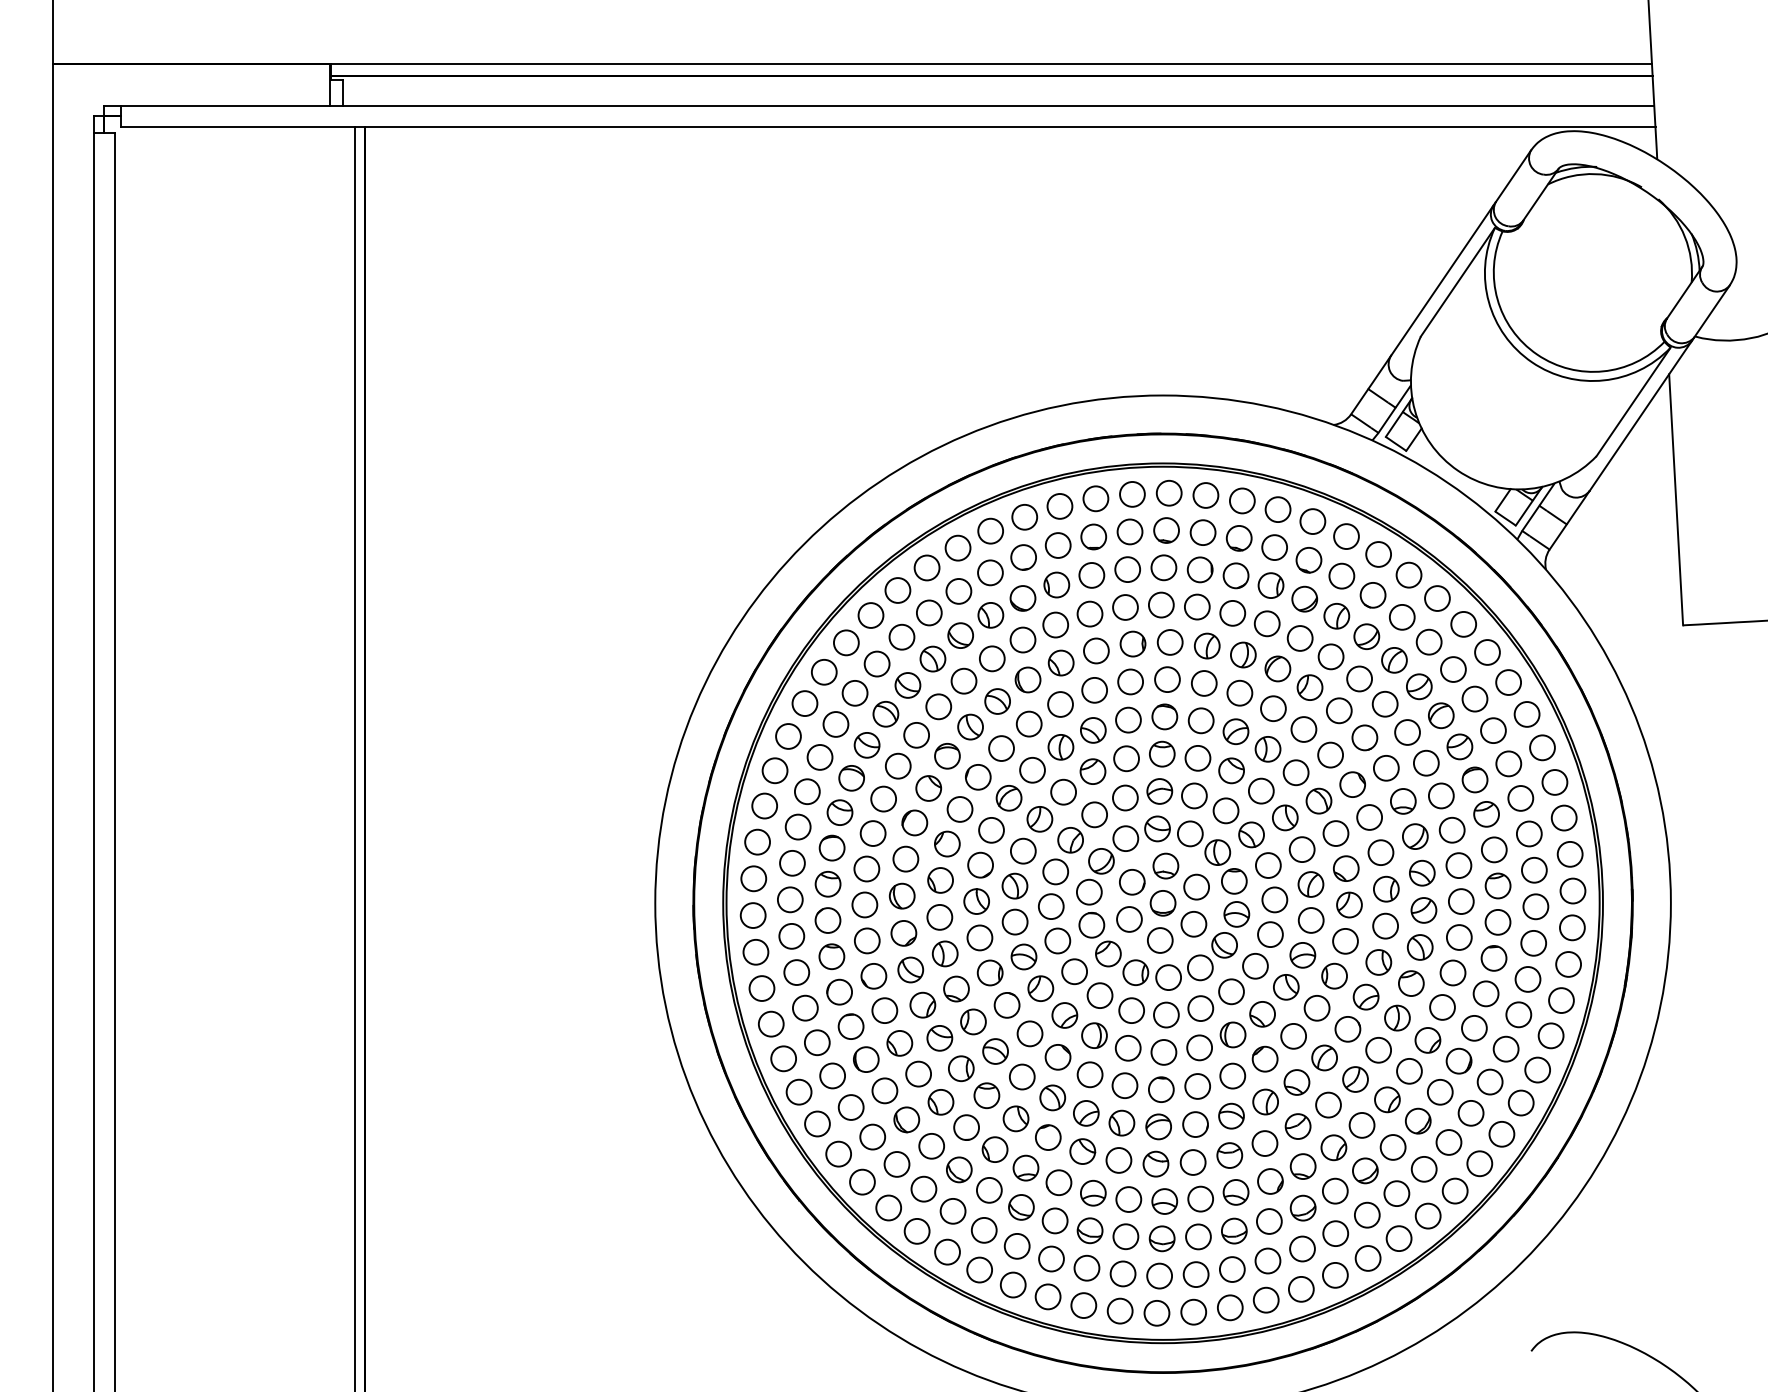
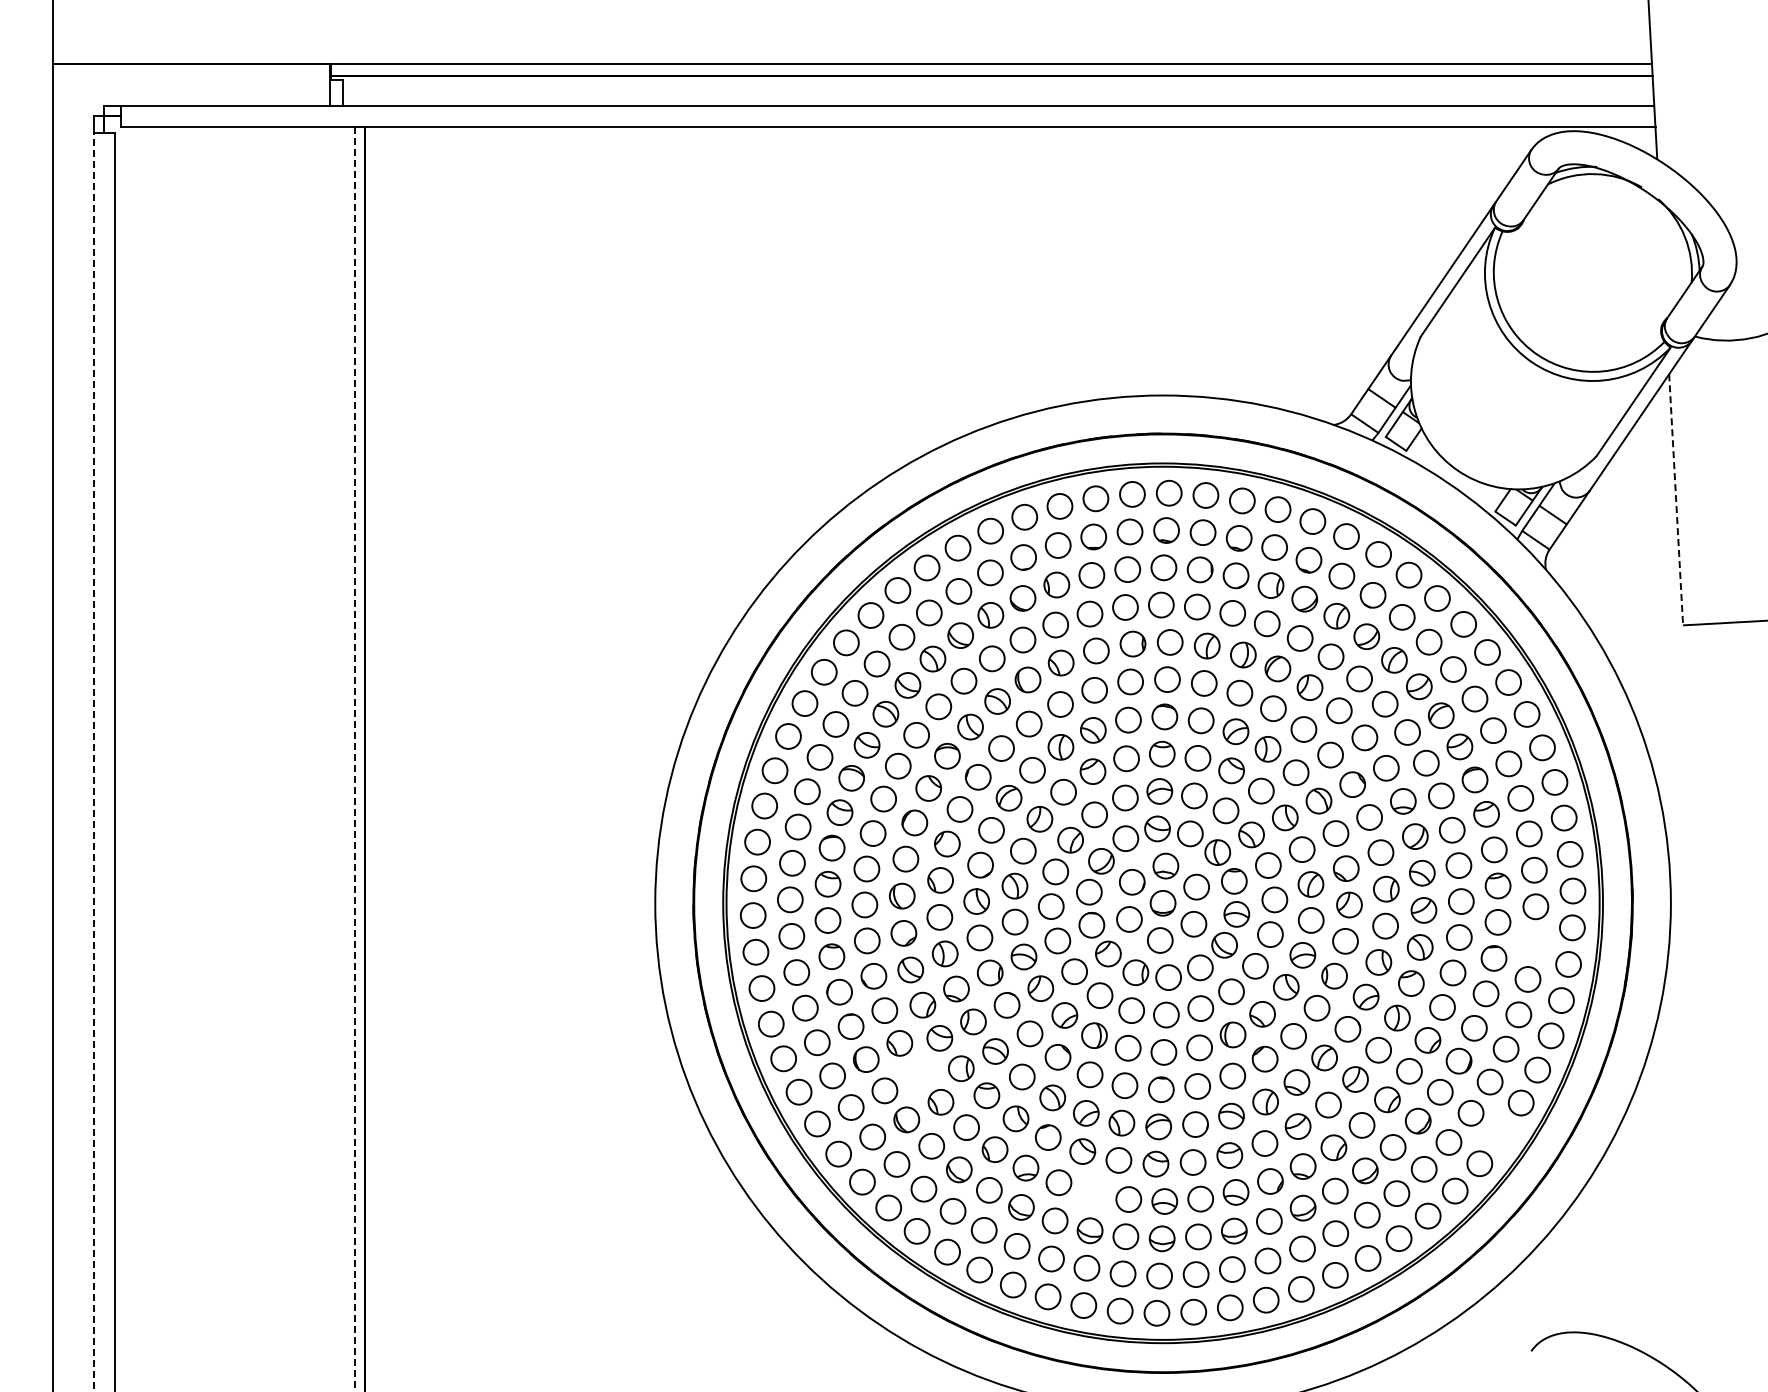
line: solid -> dashed (1676, 499)
line: solid -> dashed (355, 759)
line: solid -> dashed (94, 761)
circle: present -> none (1533, 943)
circle: present -> none (918, 1073)
circle: present -> none (1501, 1134)
part: present -> none (1093, 1193)
